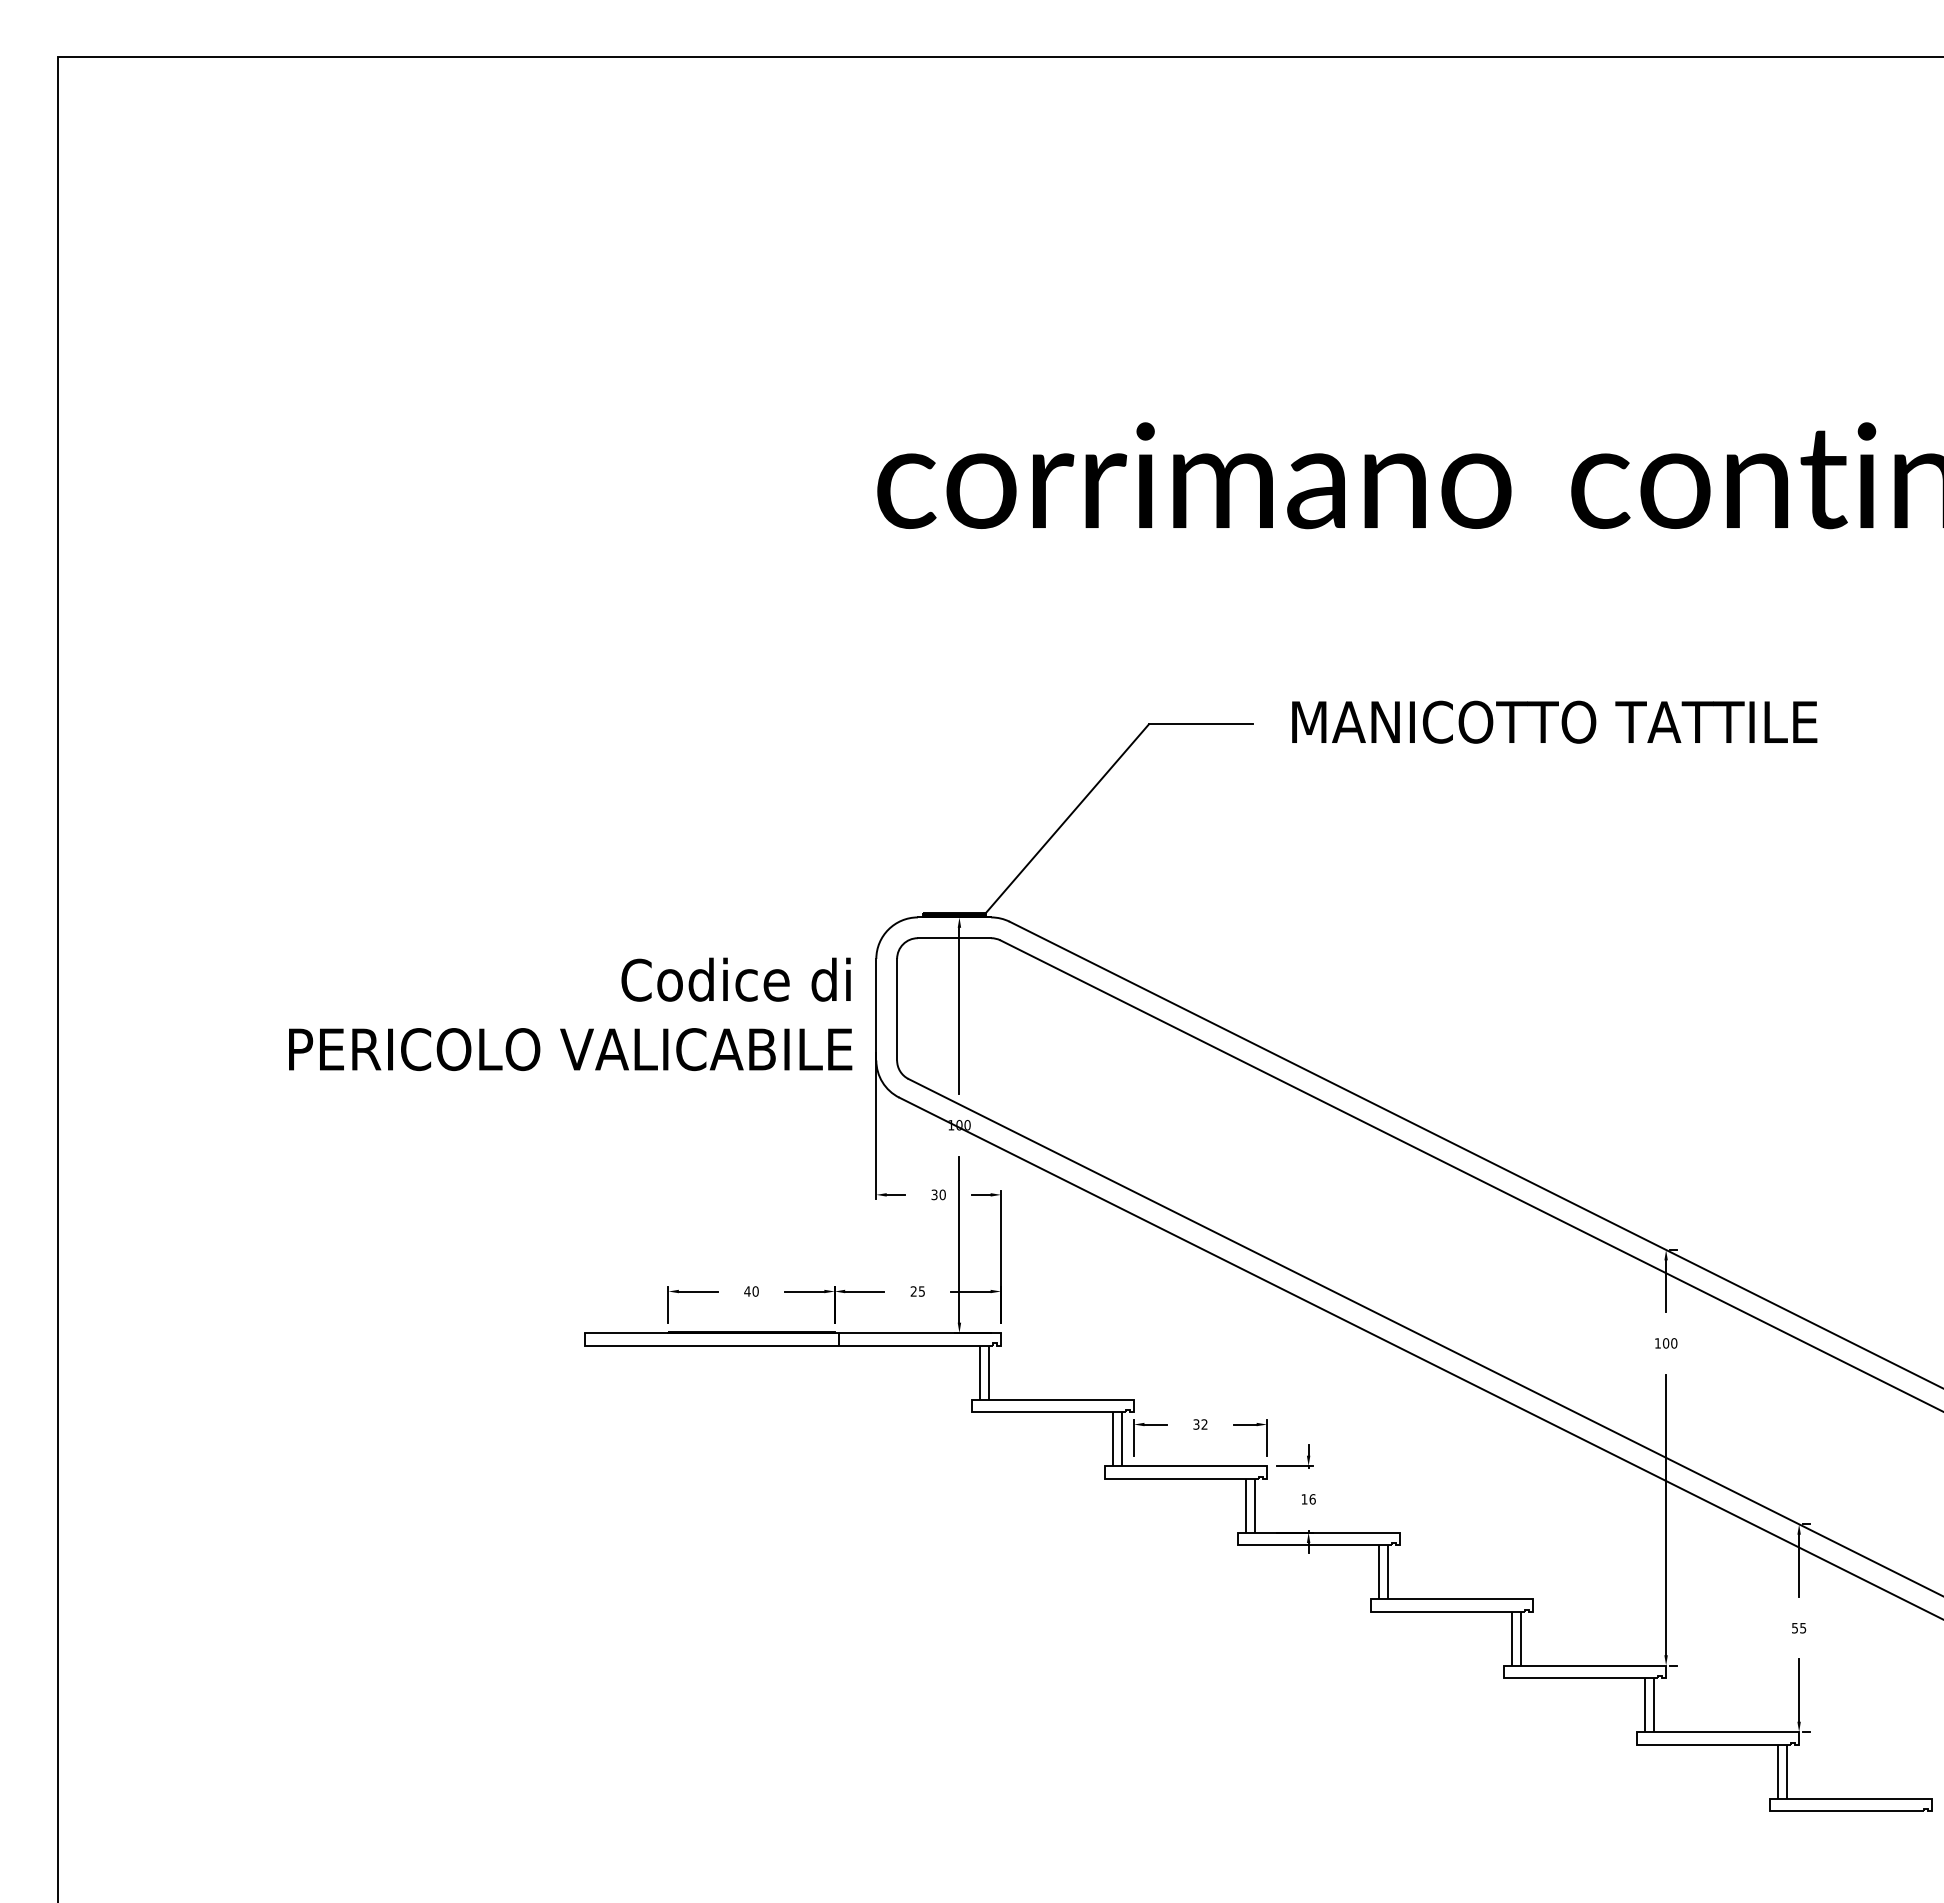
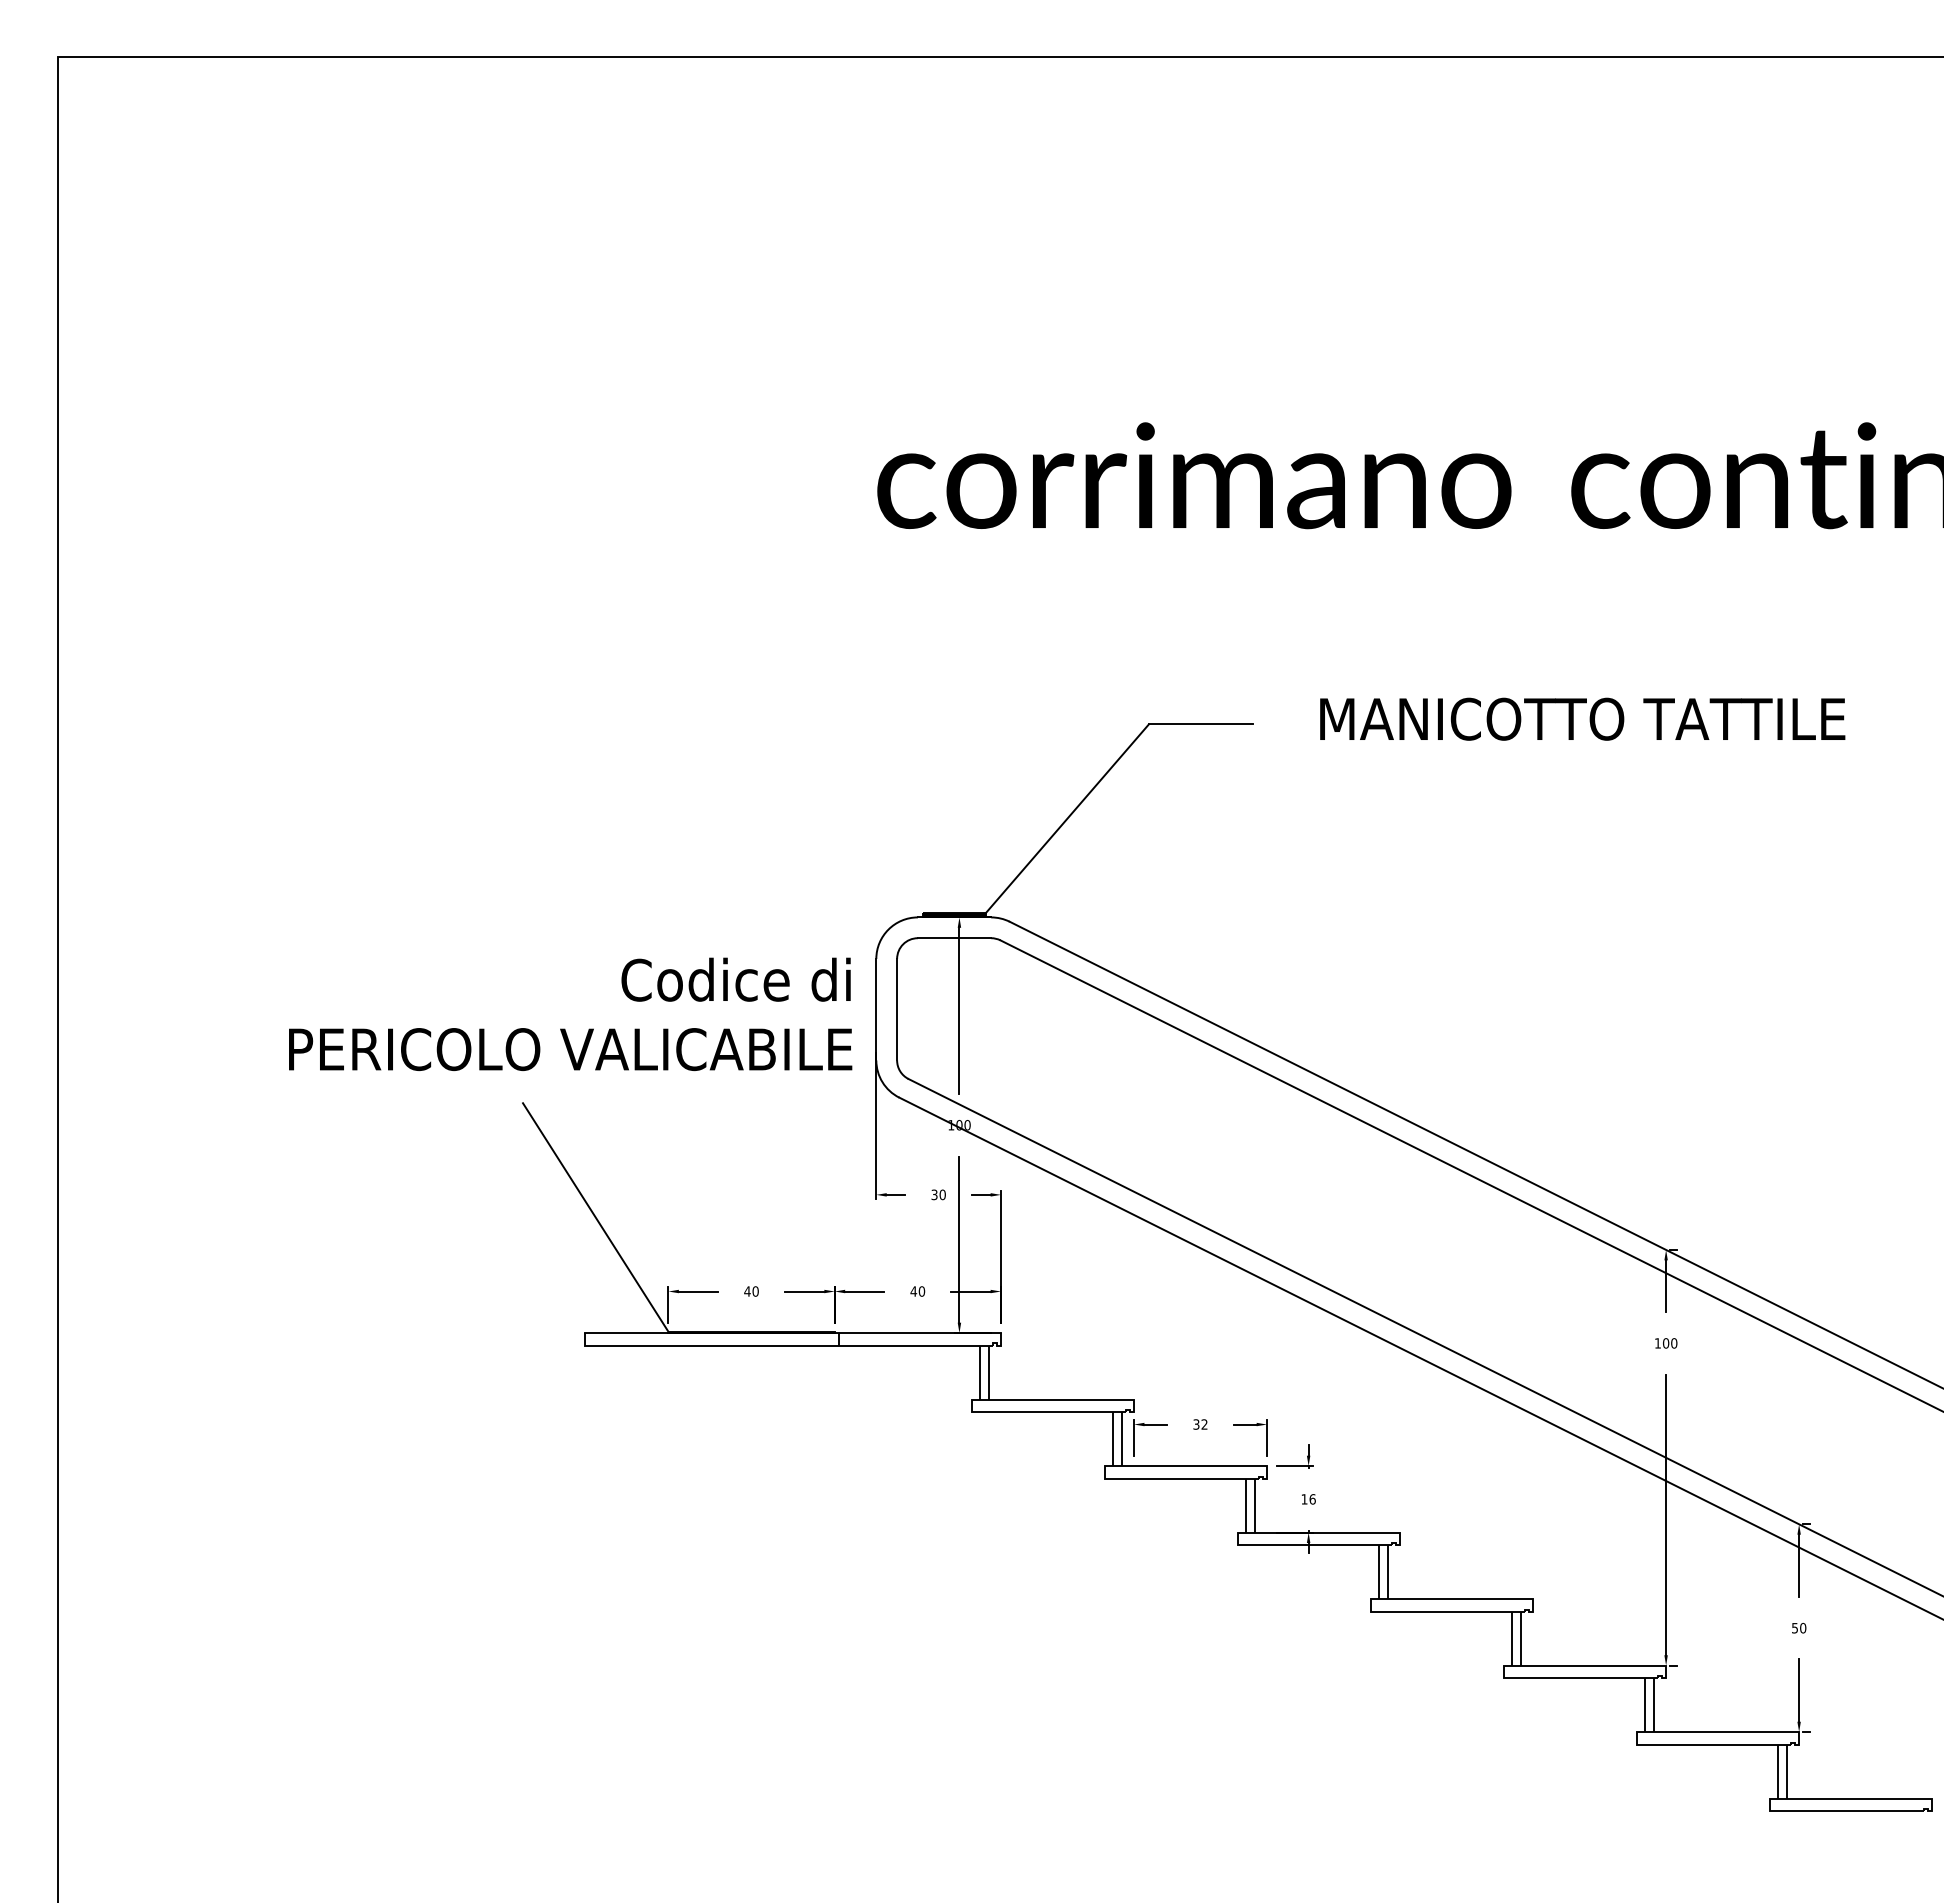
text position: (1554, 721) -> (1582, 718) (1582, 718)
line: none -> present (595, 1217)
text: 25 -> 40 (917, 1291)
text: 55 -> 50 (1803, 1627)
